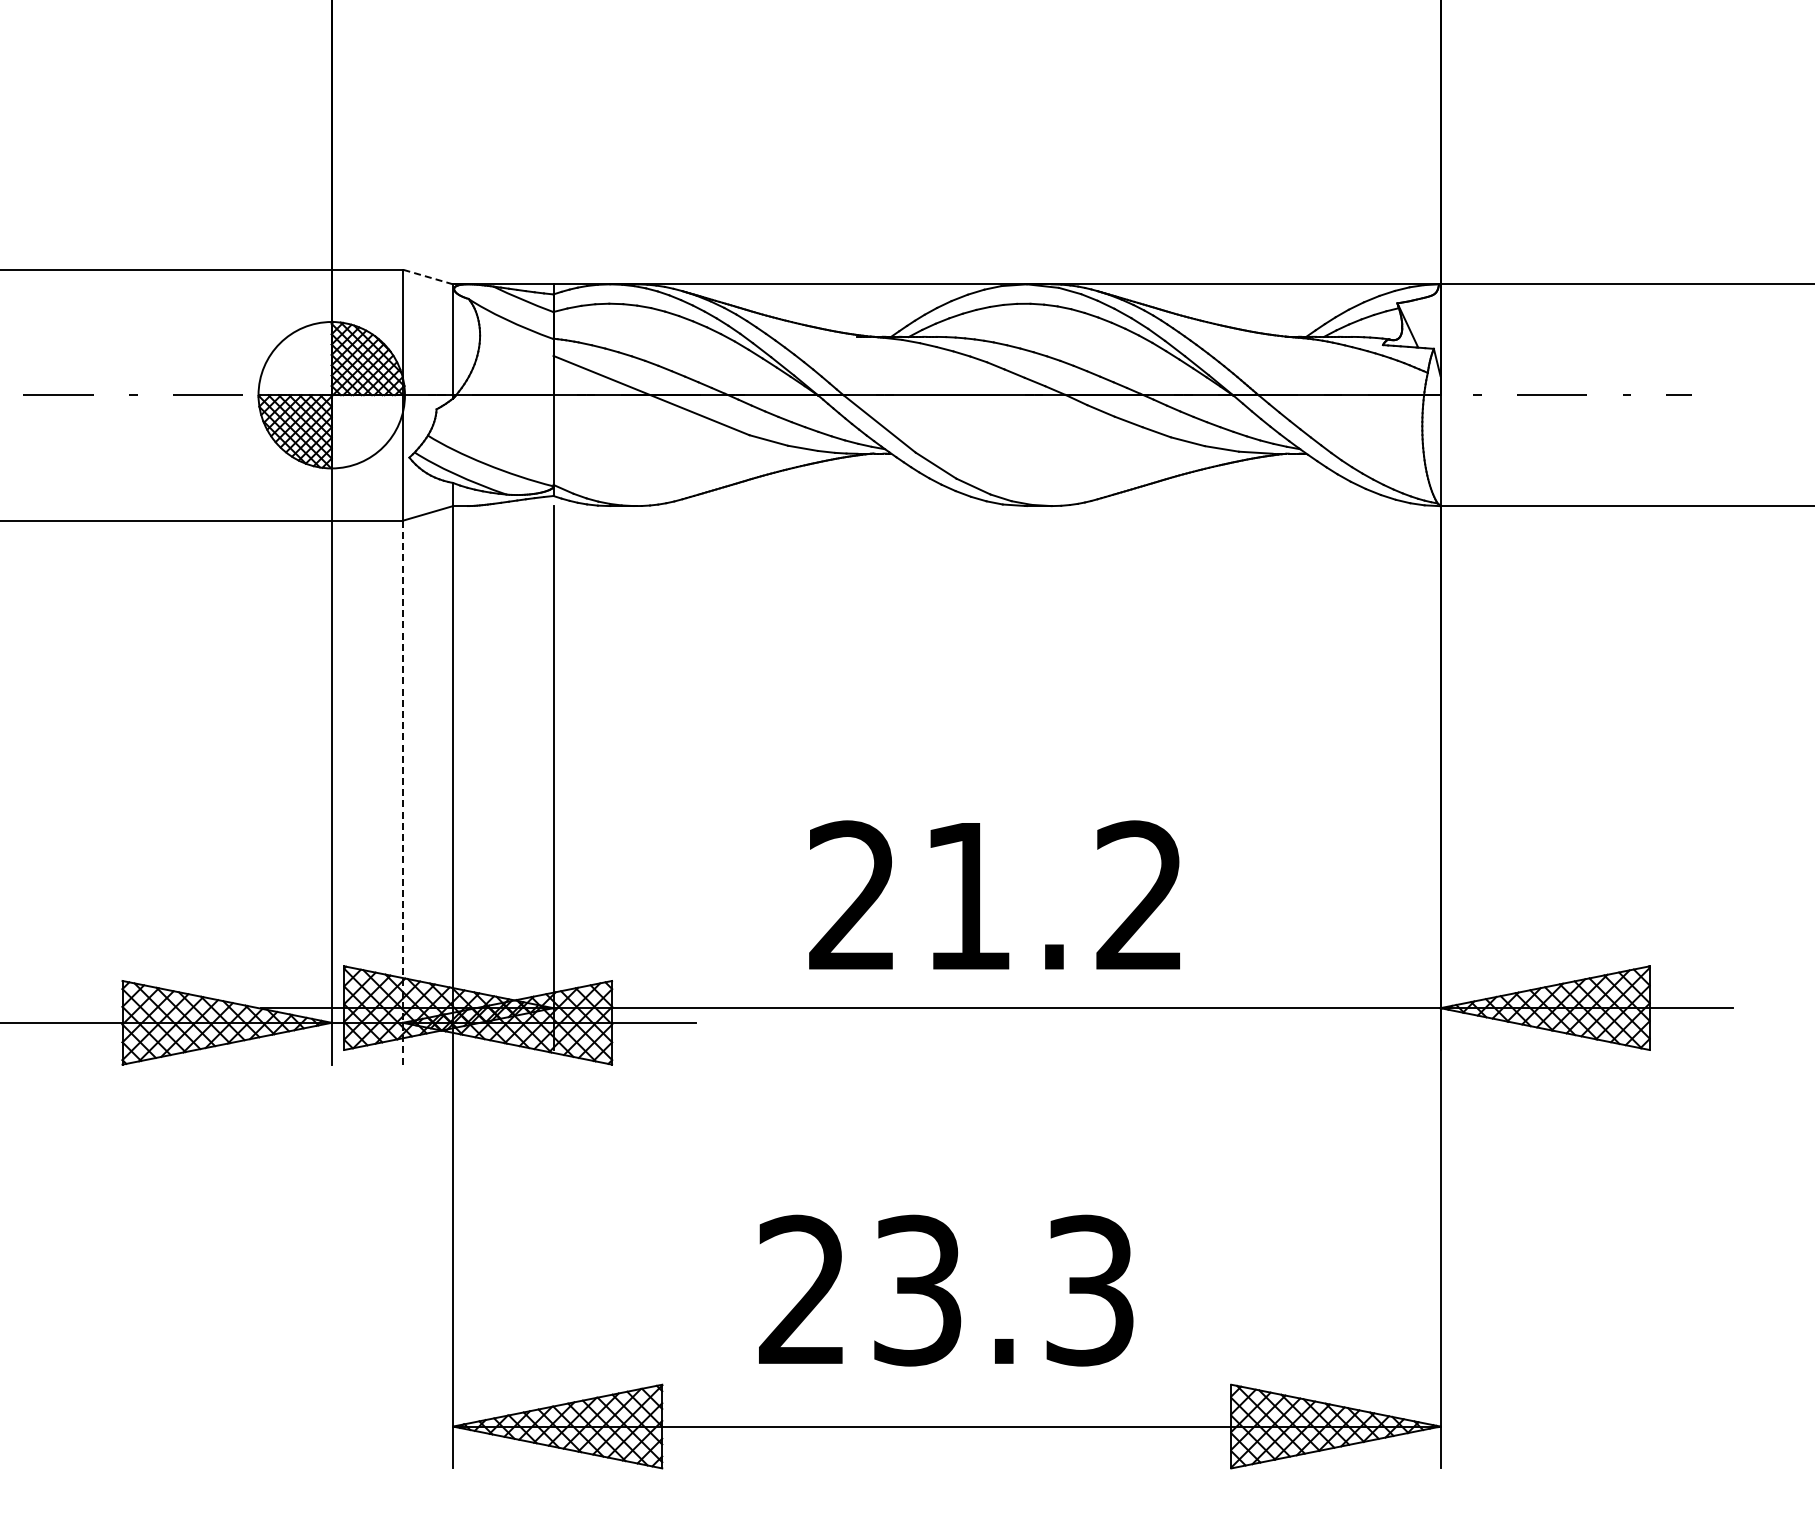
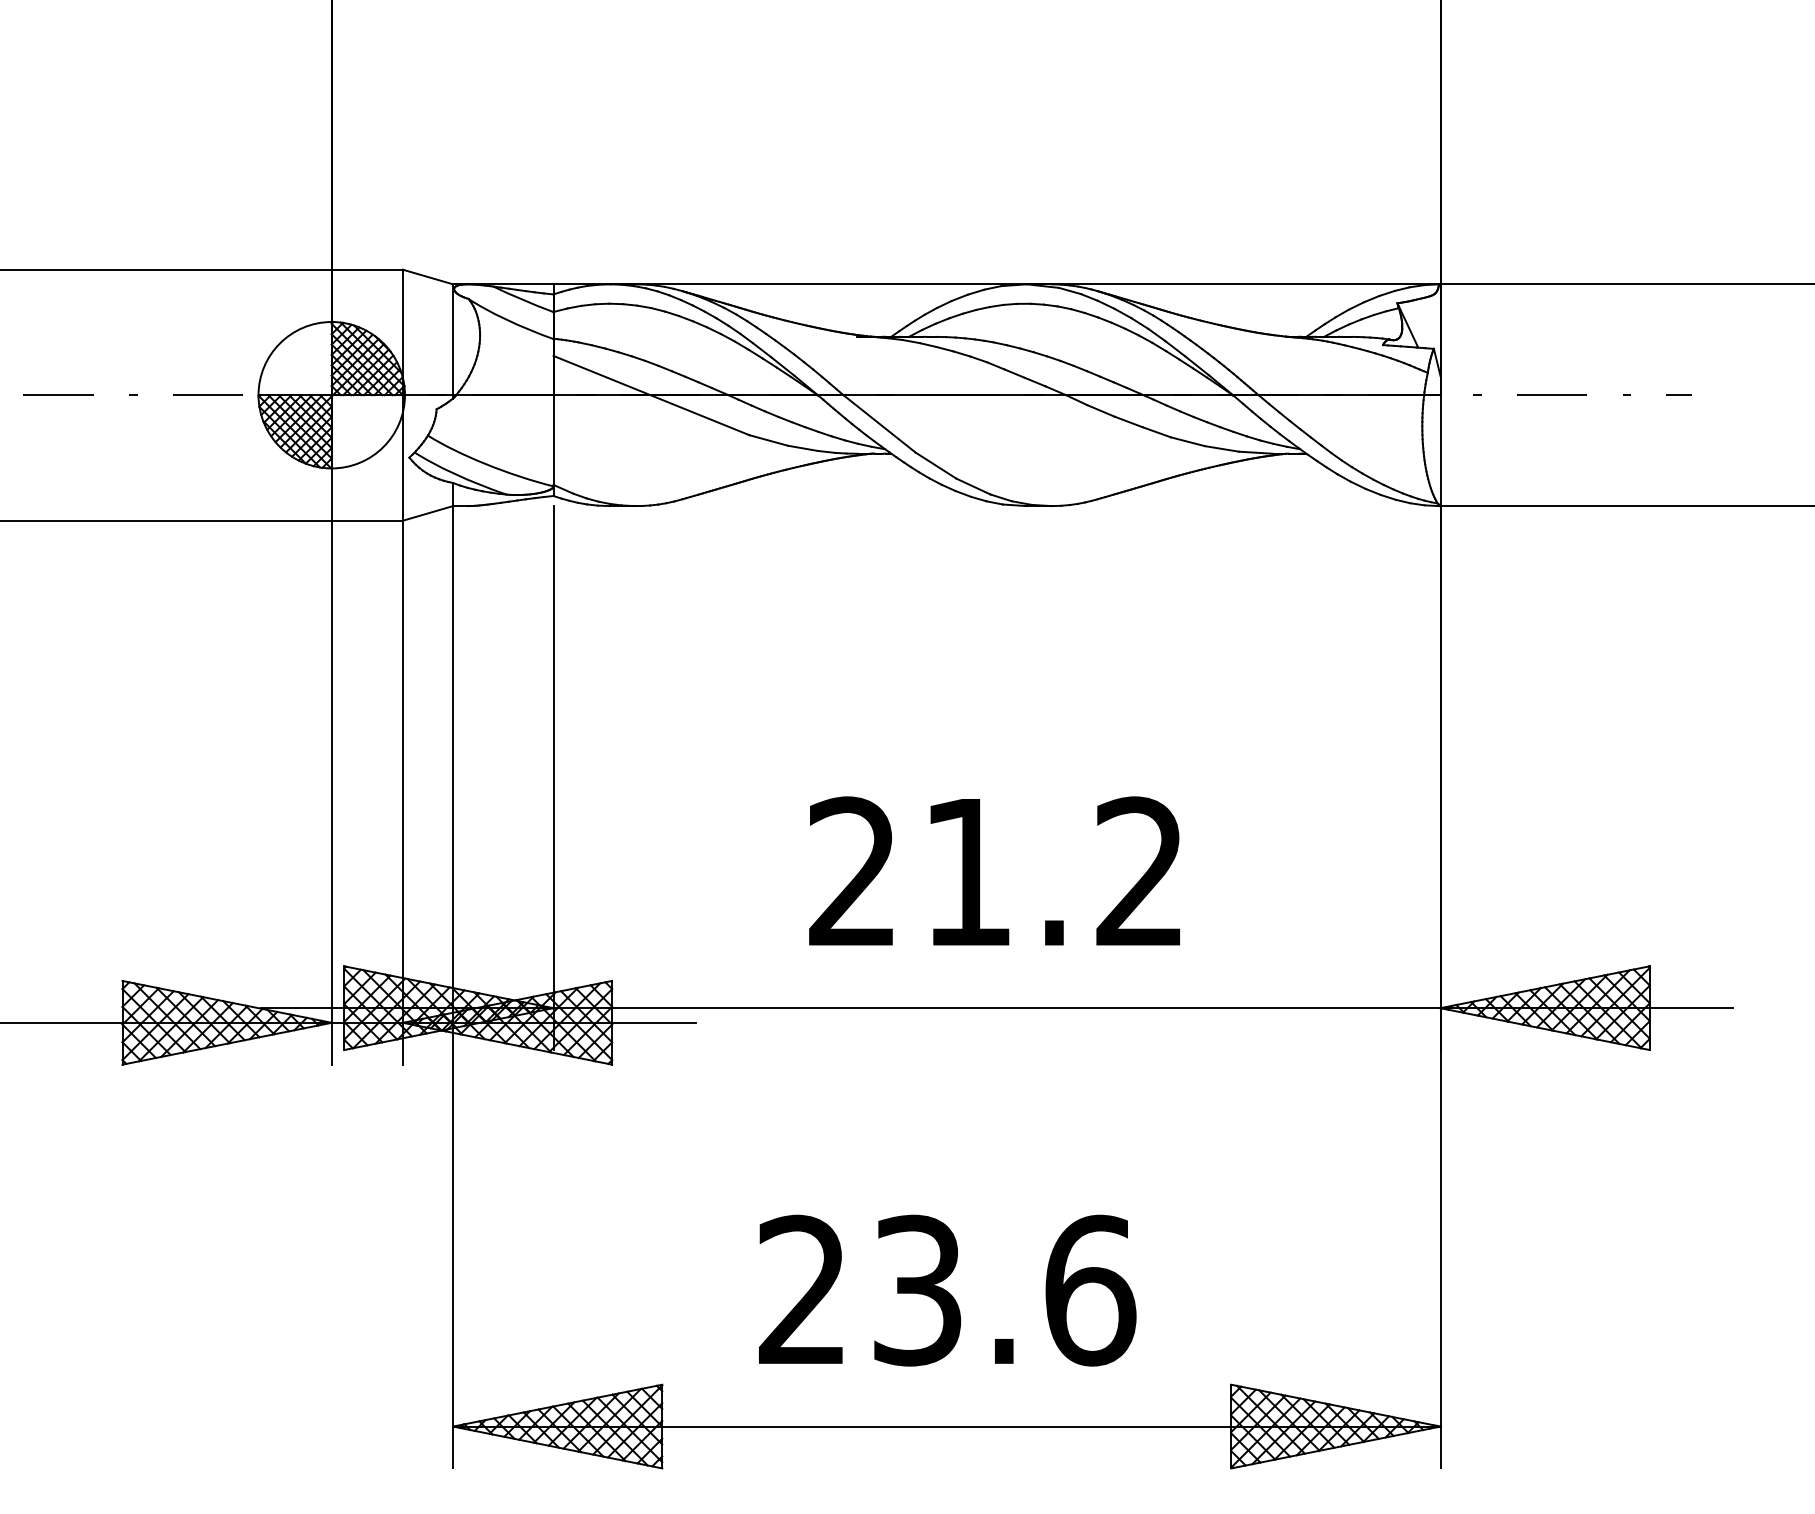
line: dashed -> solid (427, 276)
line: dashed -> solid (402, 792)
text position: (994, 894) -> (994, 870) (994, 870)
text: 23.3 -> 23.6 (1090, 1290)
